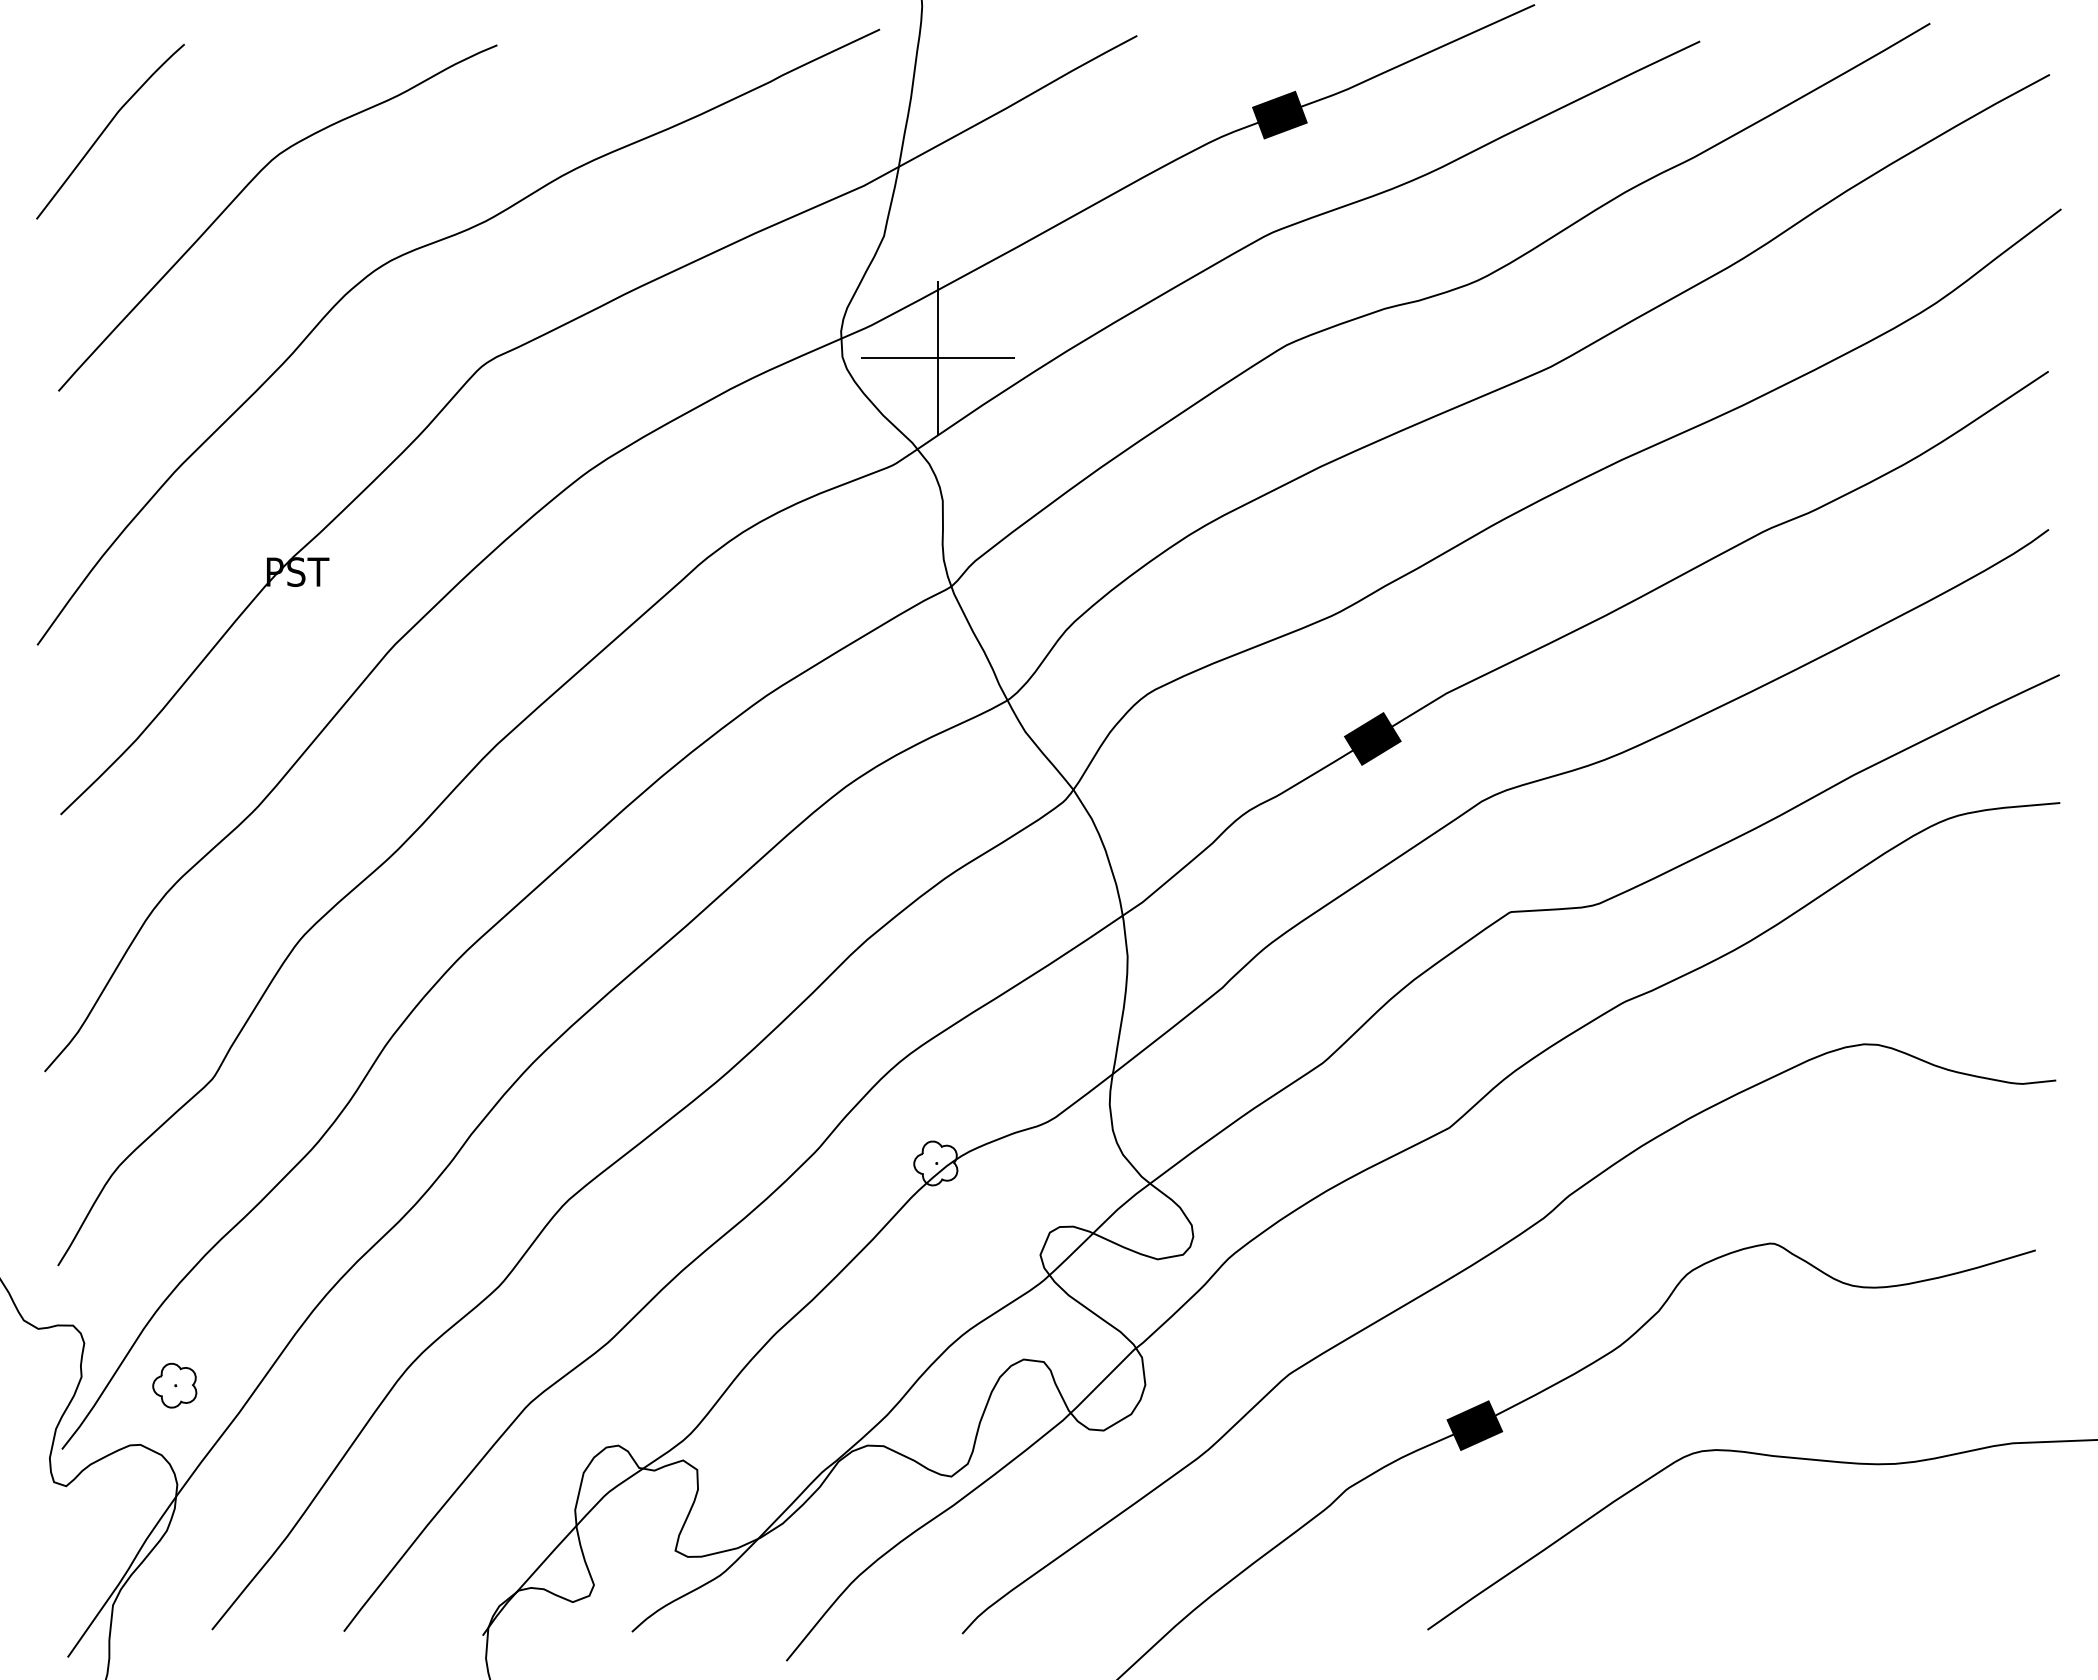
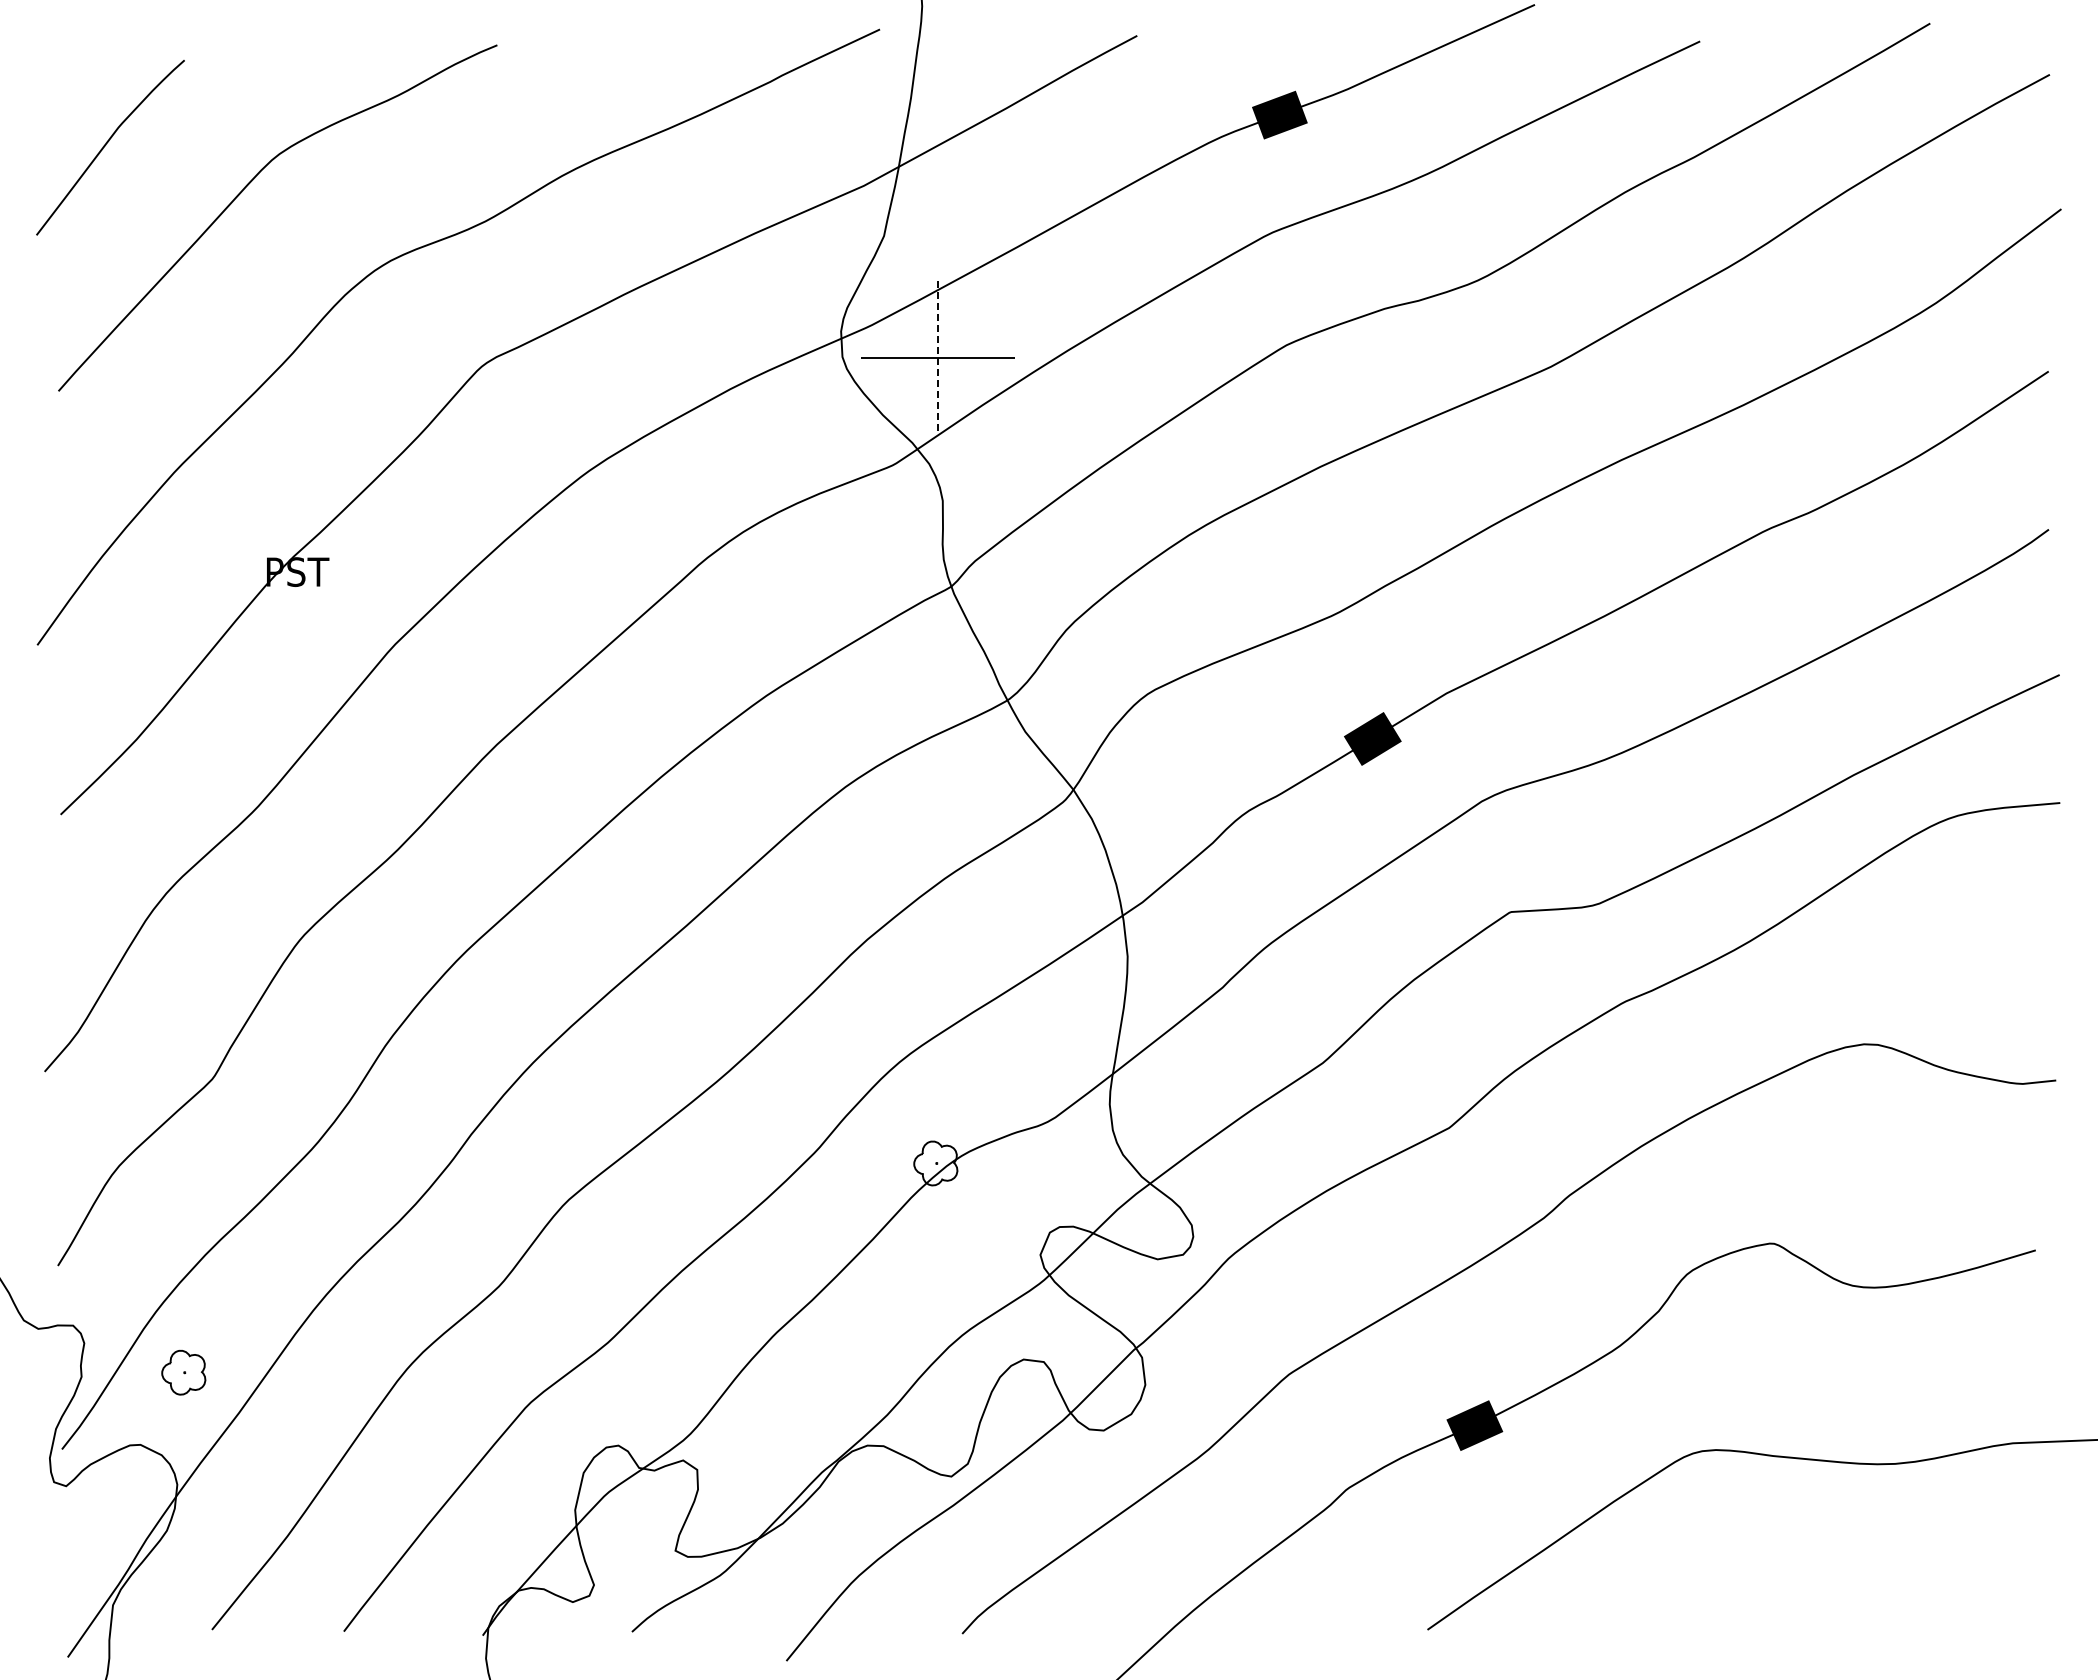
curve position: (106, 129) -> (106, 145) (106, 145)
line: solid -> dashed (938, 358)
part position: (174, 1385) -> (183, 1372) (183, 1372)
